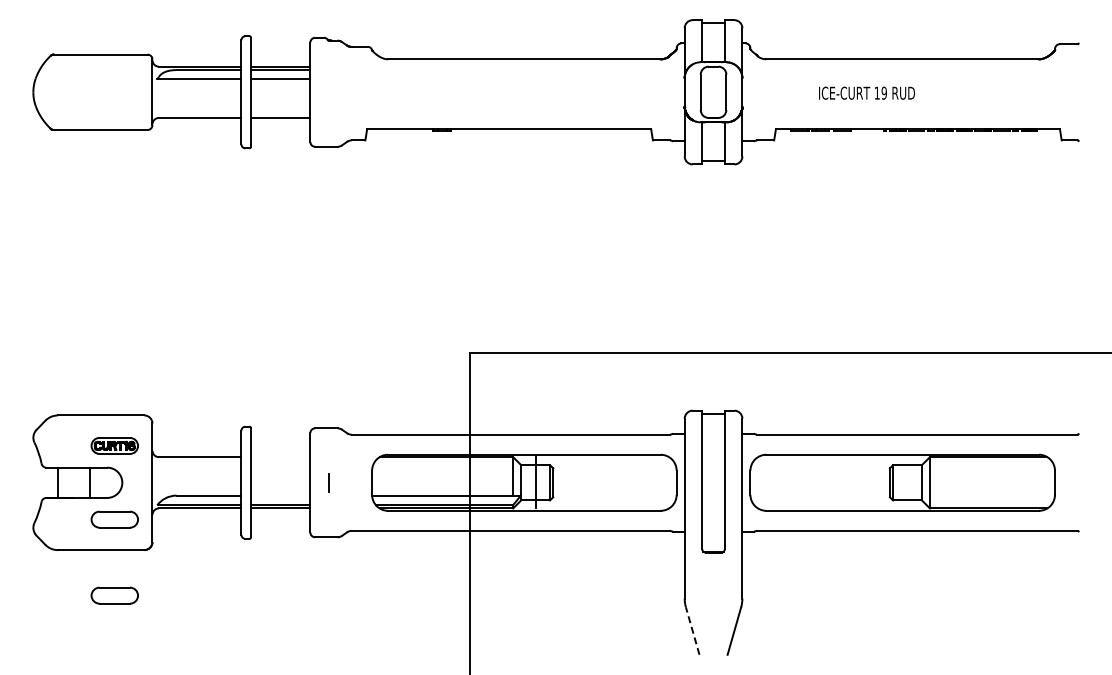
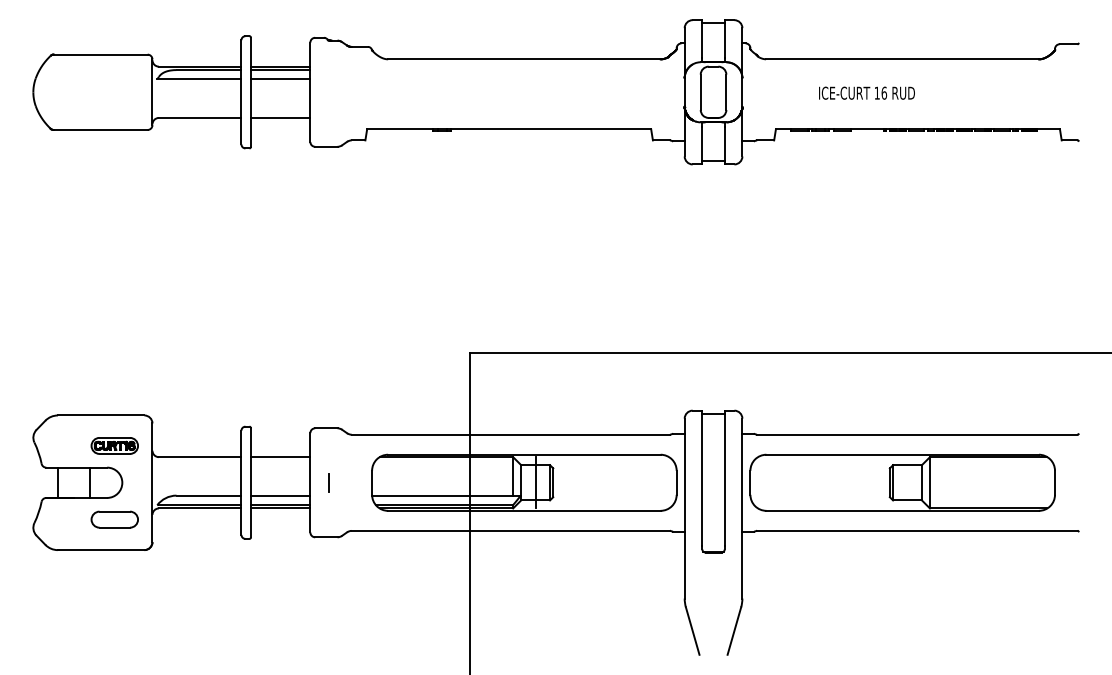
text: 19 -> 16 (884, 92)
line: none -> present (280, 457)
line: none -> present (280, 495)
part: present -> none (114, 595)
line: dashed -> solid (692, 631)
